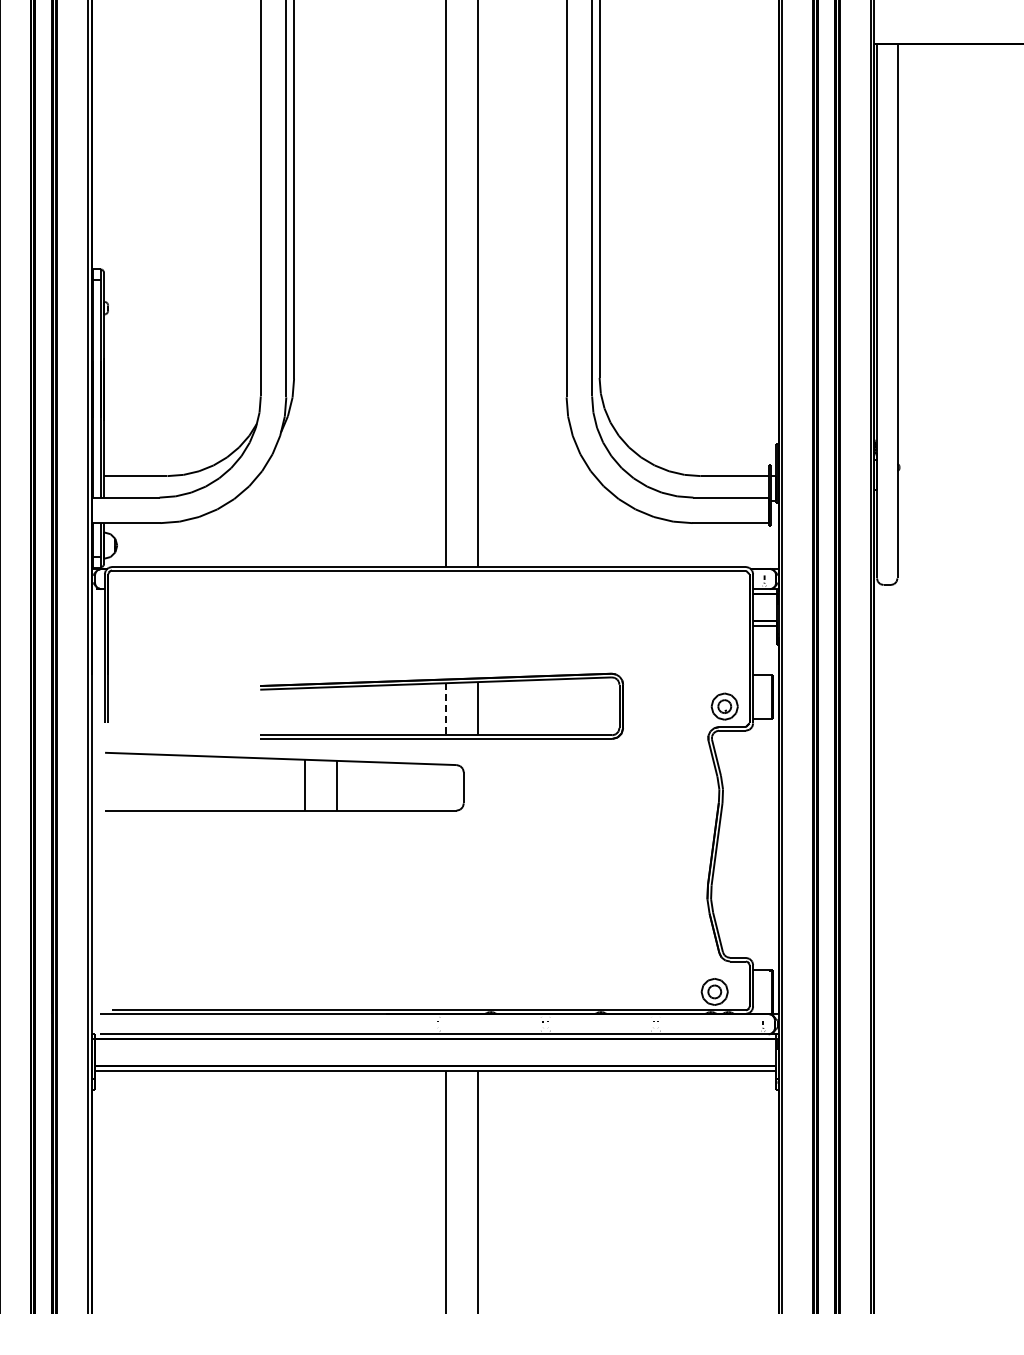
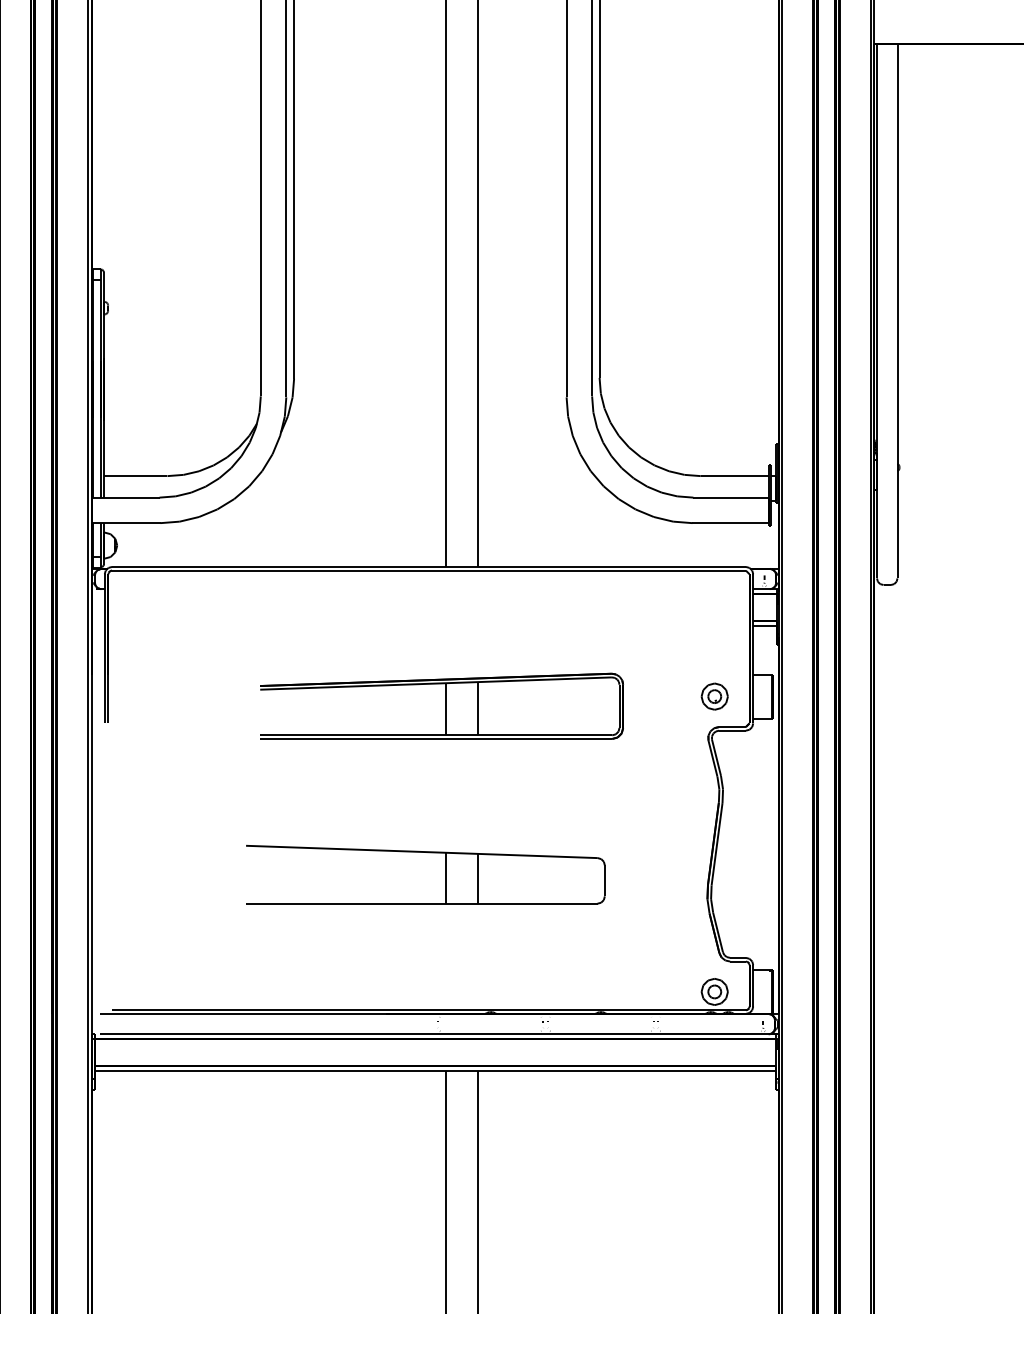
part position: (724, 706) -> (714, 696) (714, 696)
line: dashed -> solid (446, 709)
part position: (304, 781) -> (445, 874) (445, 874)
